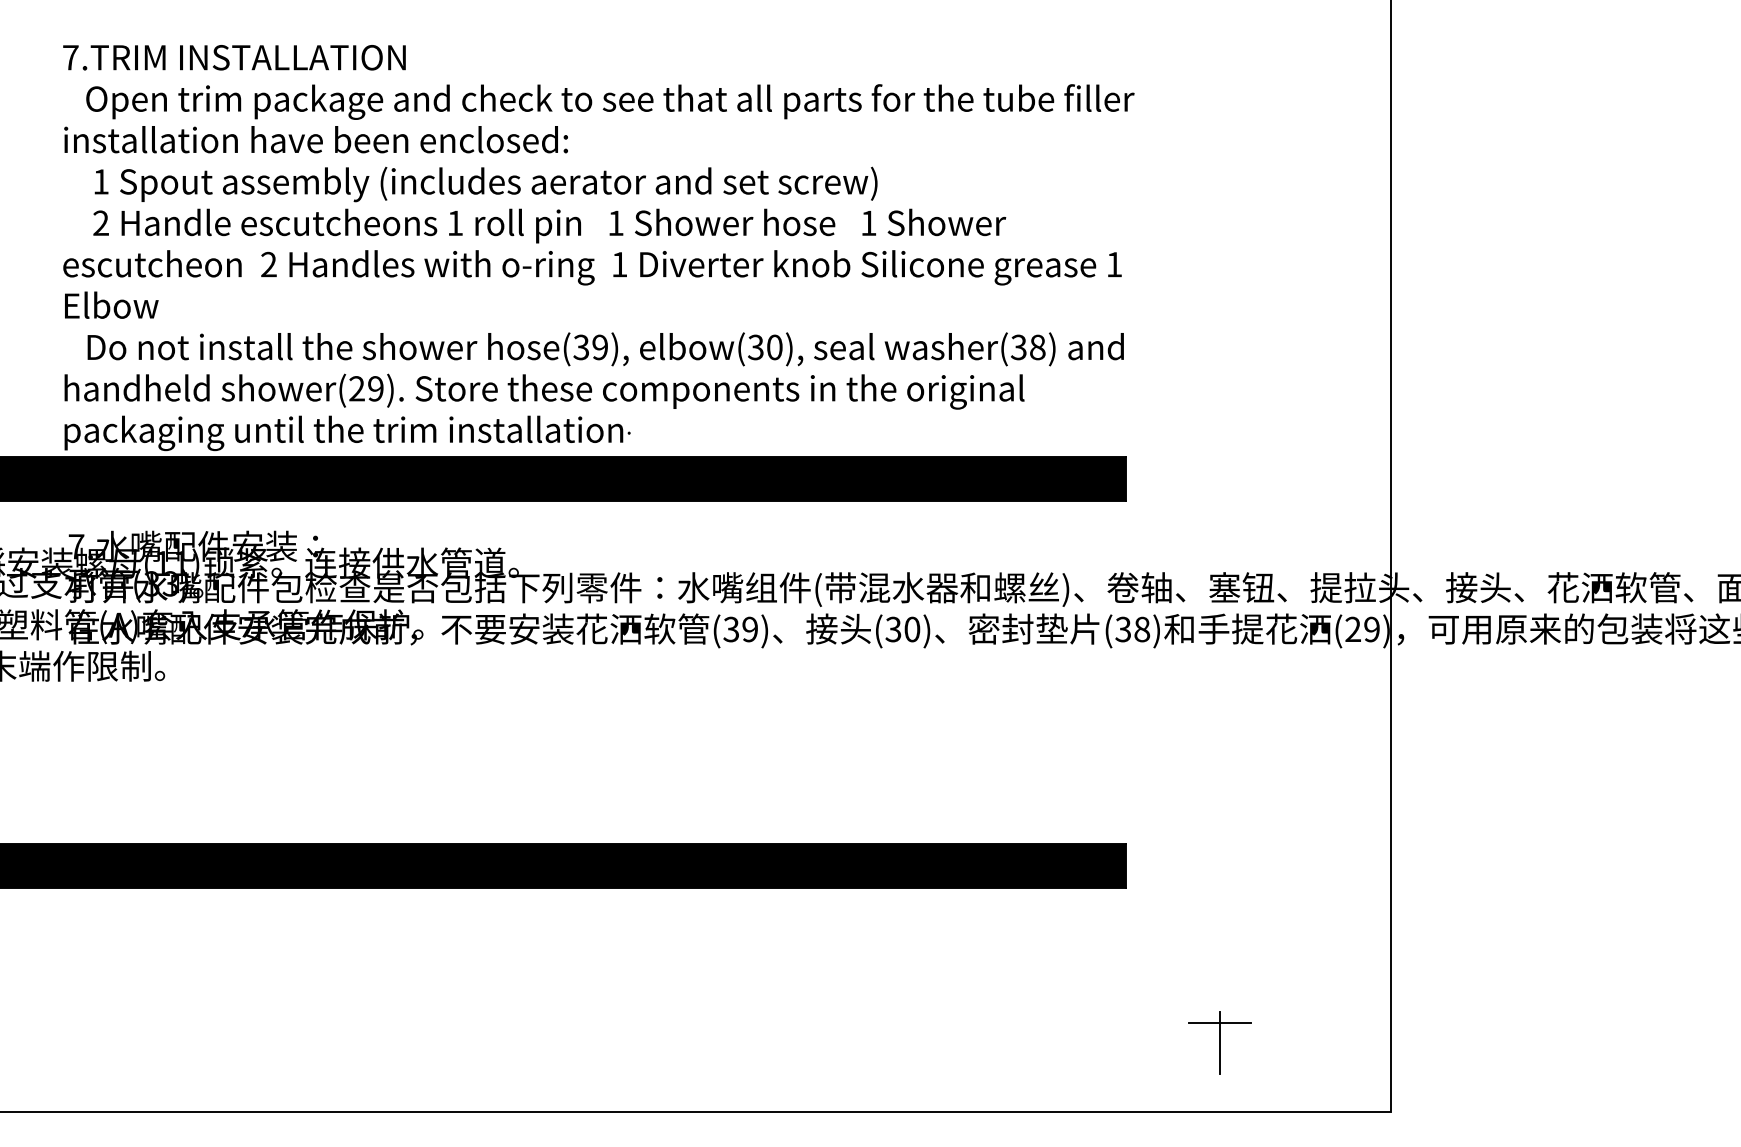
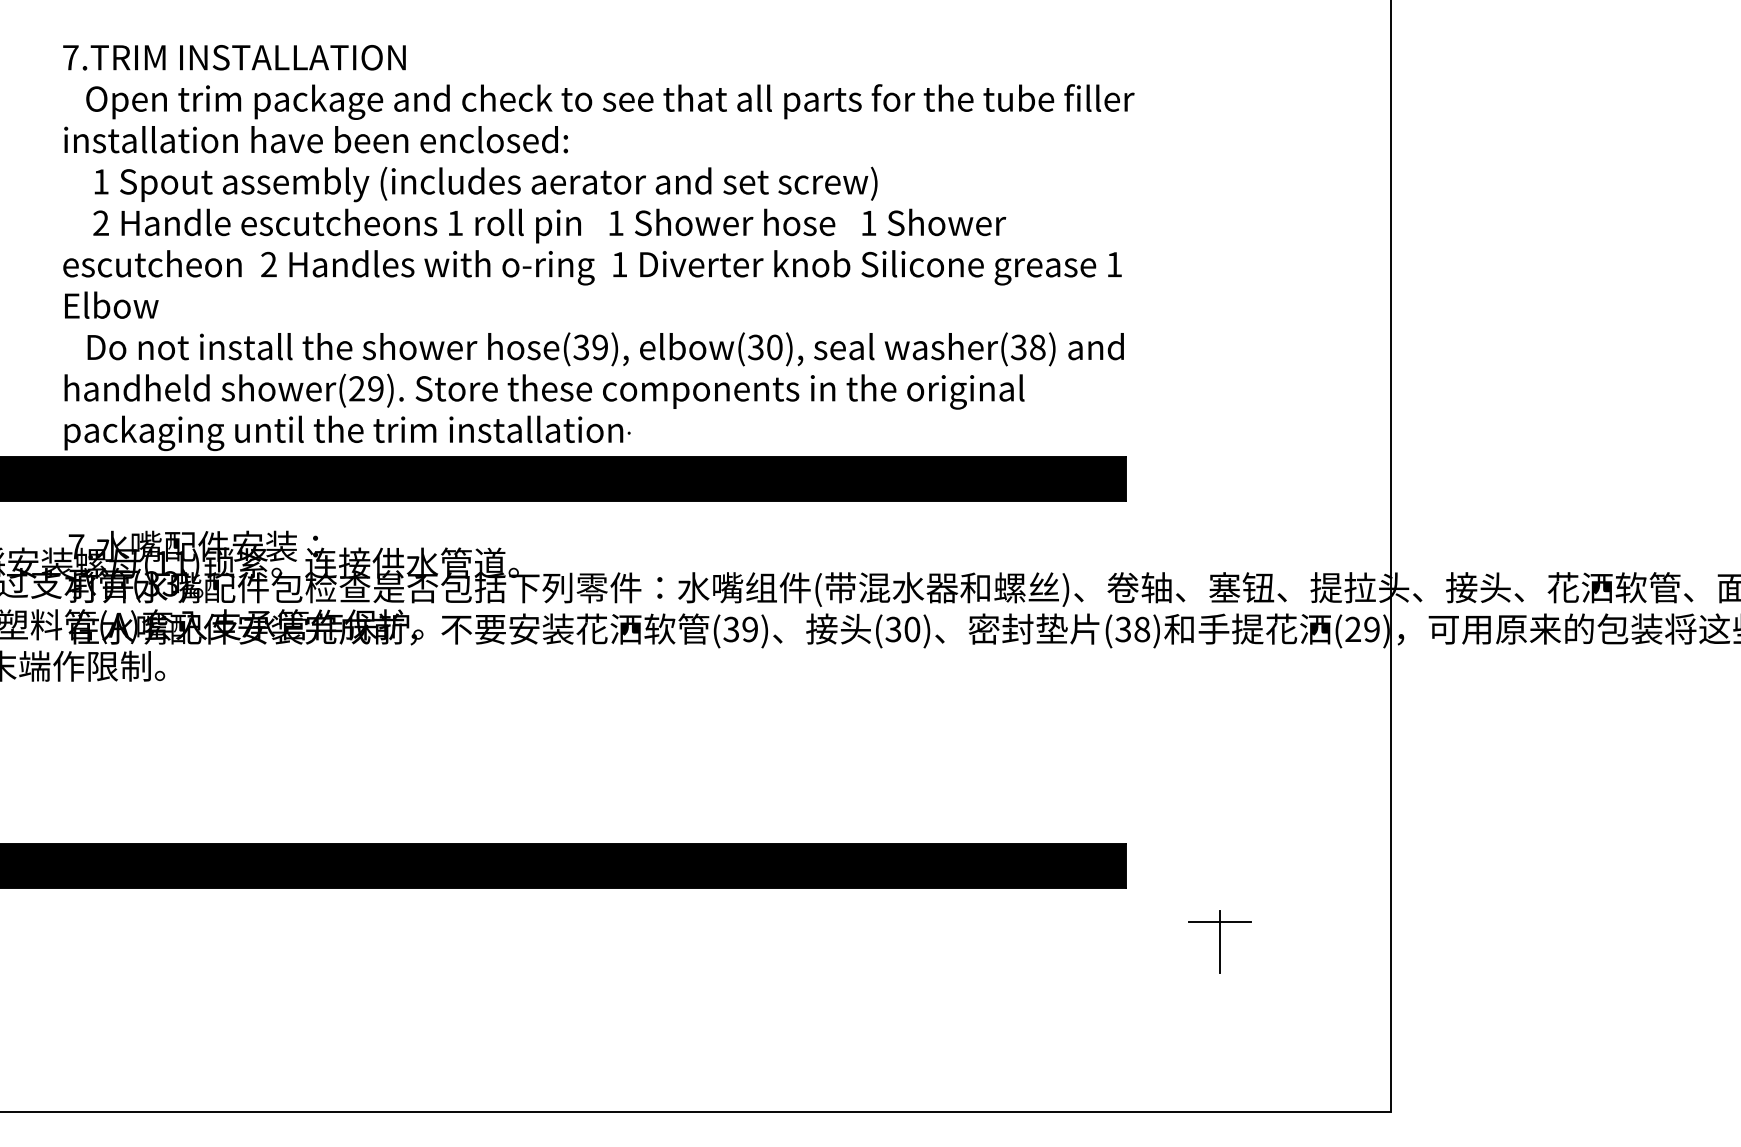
part position: (1219, 1042) -> (1219, 941) (1219, 941)
